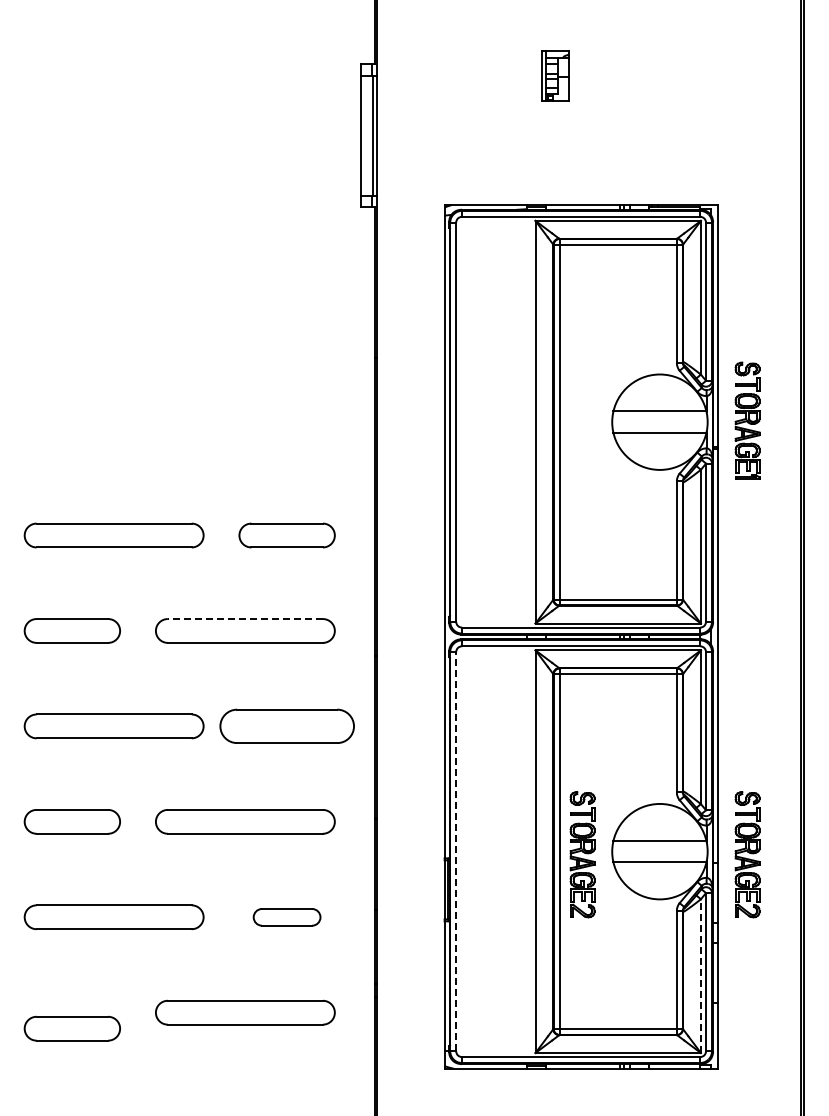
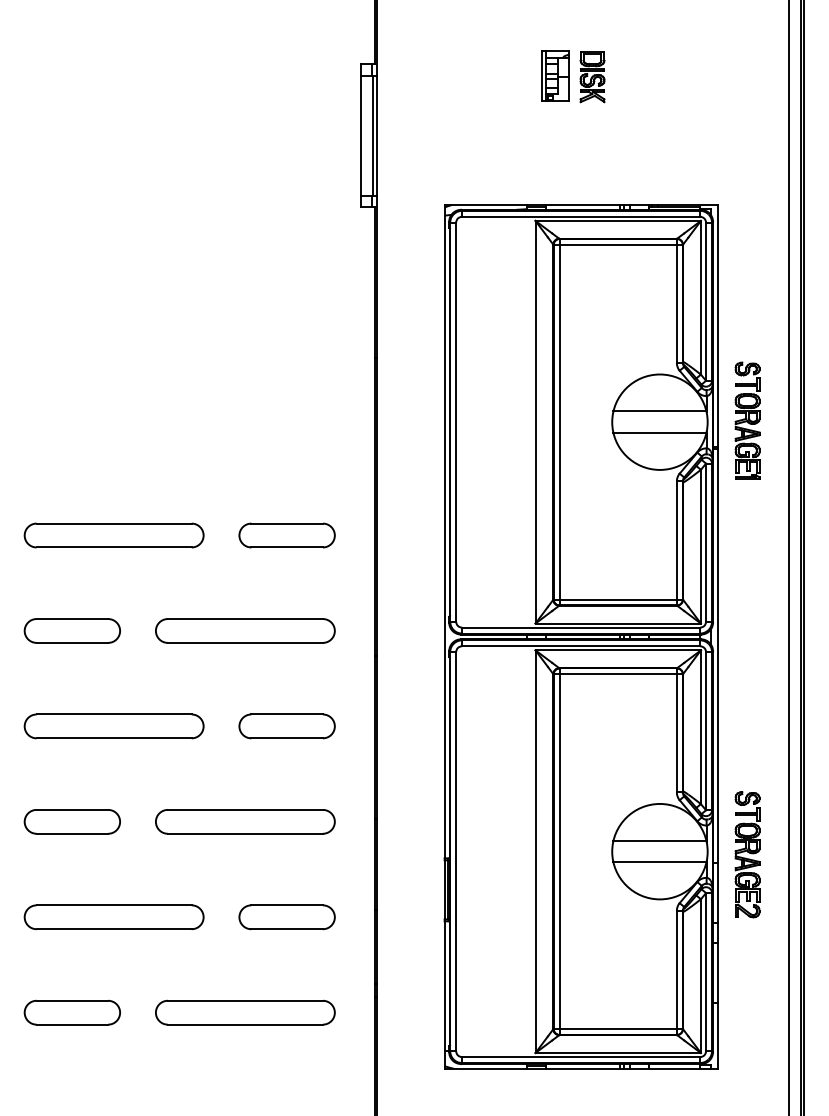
part: none -> present (592, 77)
line: none -> present (789, 557)
line: dashed -> solid (245, 619)
part size: 136x36 px -> 98x27 px (286, 726)
line: dashed -> solid (456, 851)
part: present -> none (582, 854)
part size: 70x19 px -> 98x27 px (286, 917)
line: dashed -> solid (700, 976)
part position: (71, 1028) -> (71, 1012) (71, 1012)
